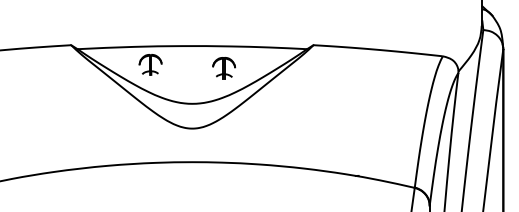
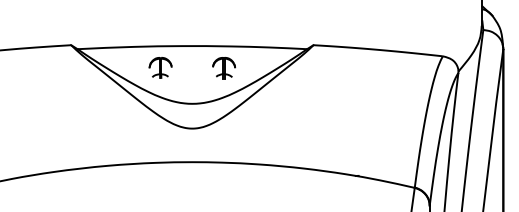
part position: (150, 64) -> (160, 67) (160, 67)
